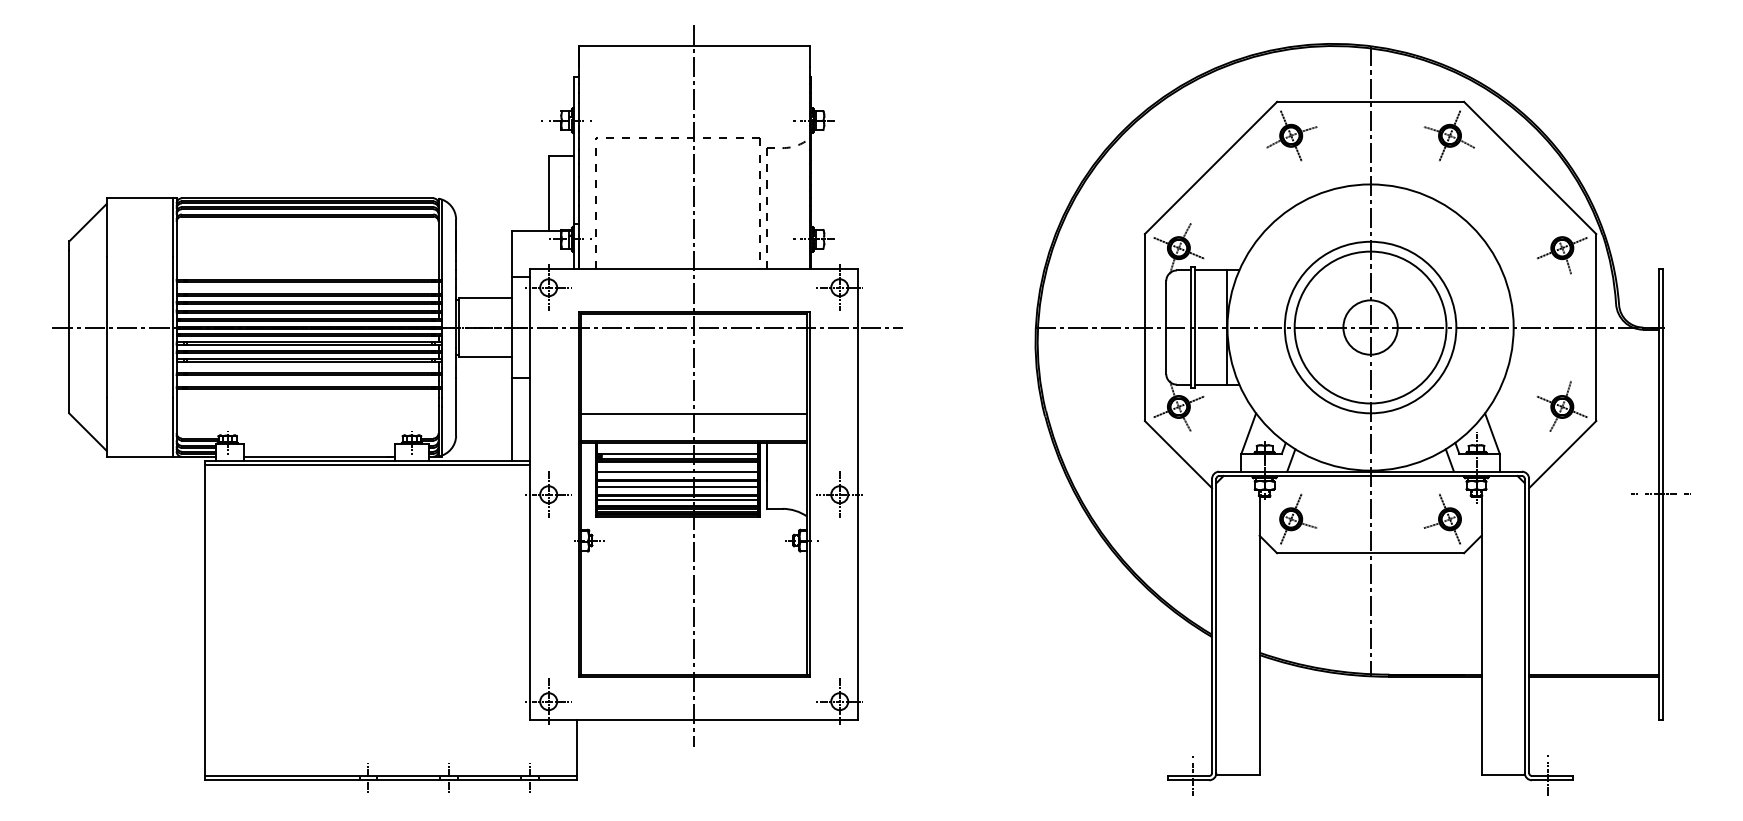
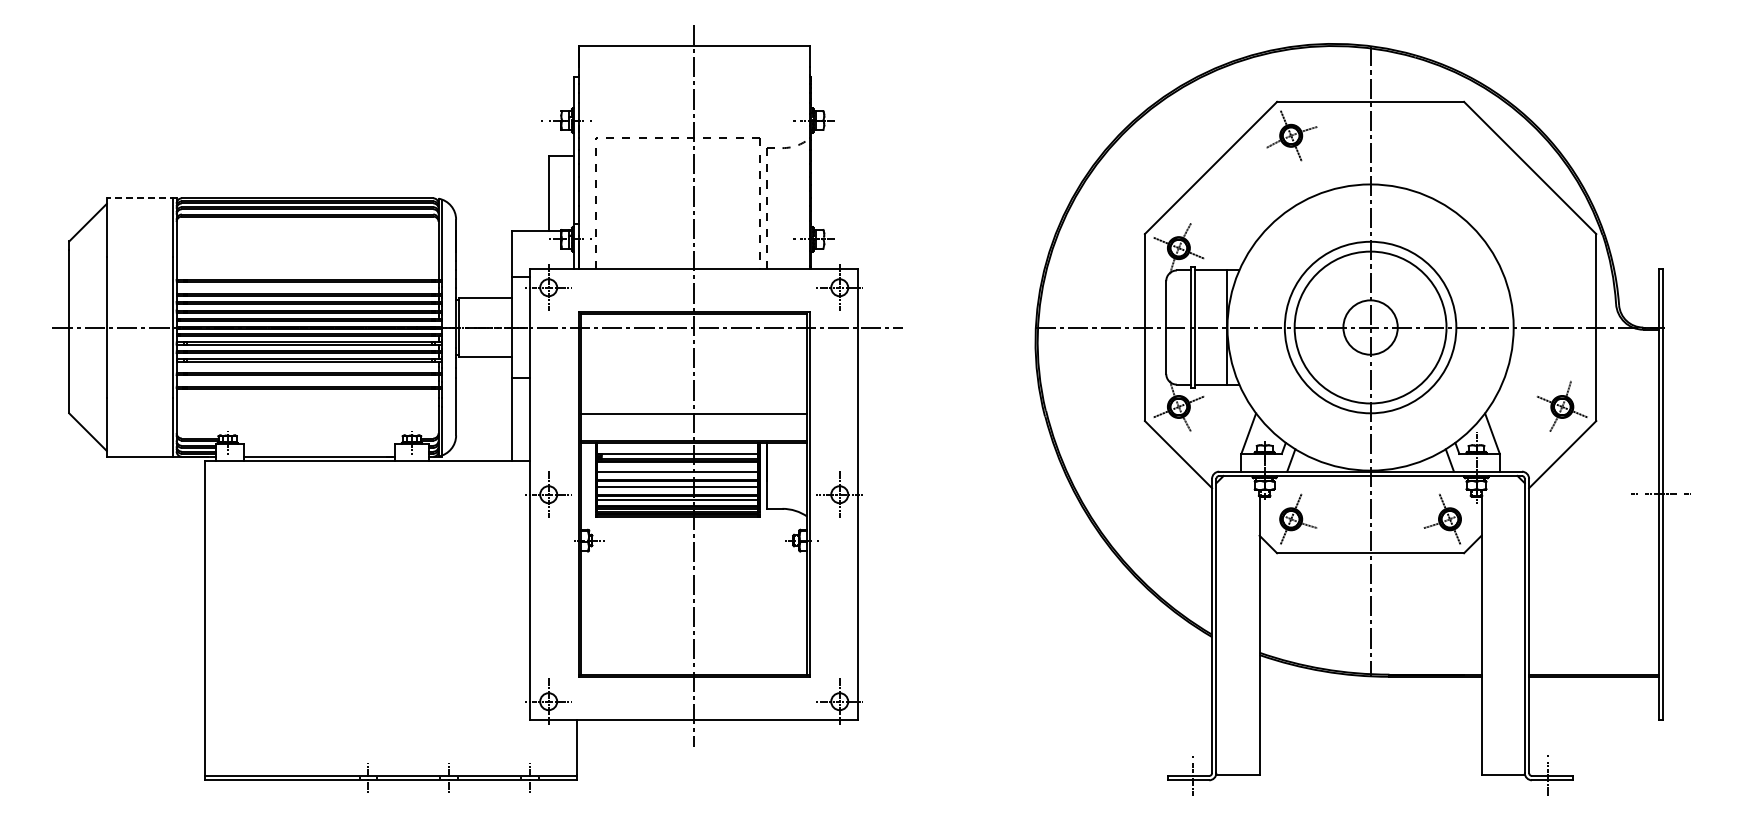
part: present -> none (1448, 135)
line: solid -> dashed (141, 198)
part: present -> none (1561, 255)
line: present -> none (367, 465)
